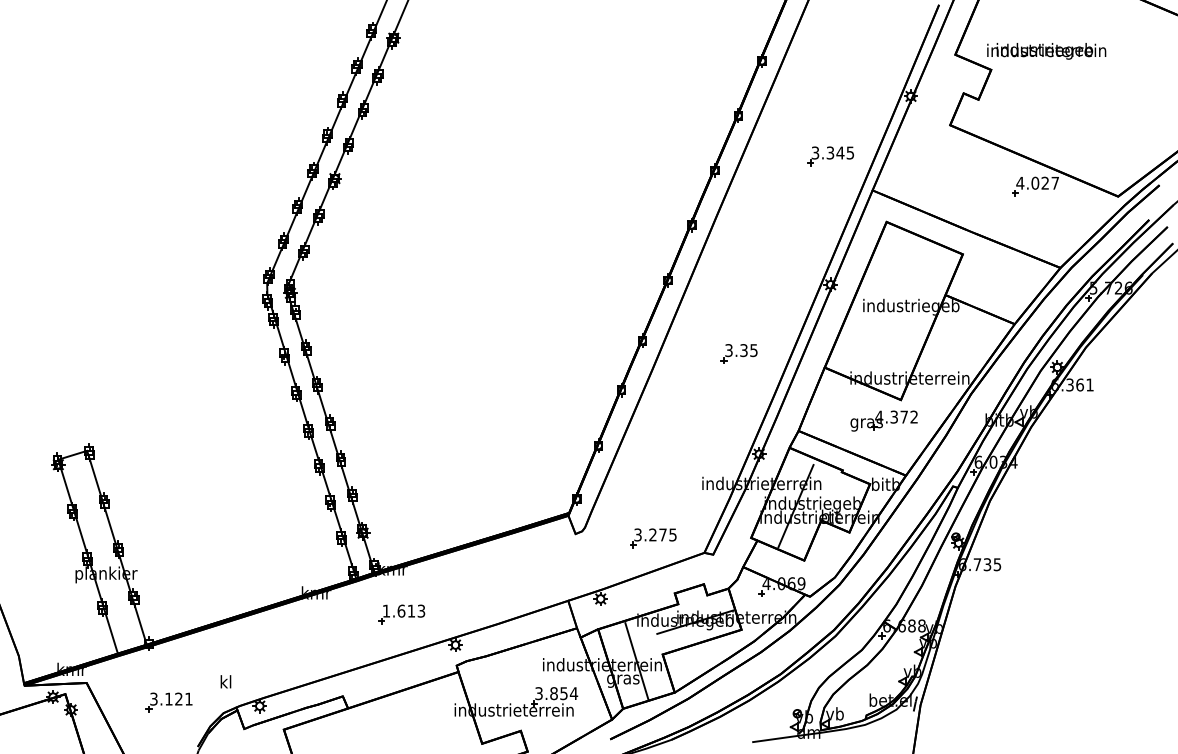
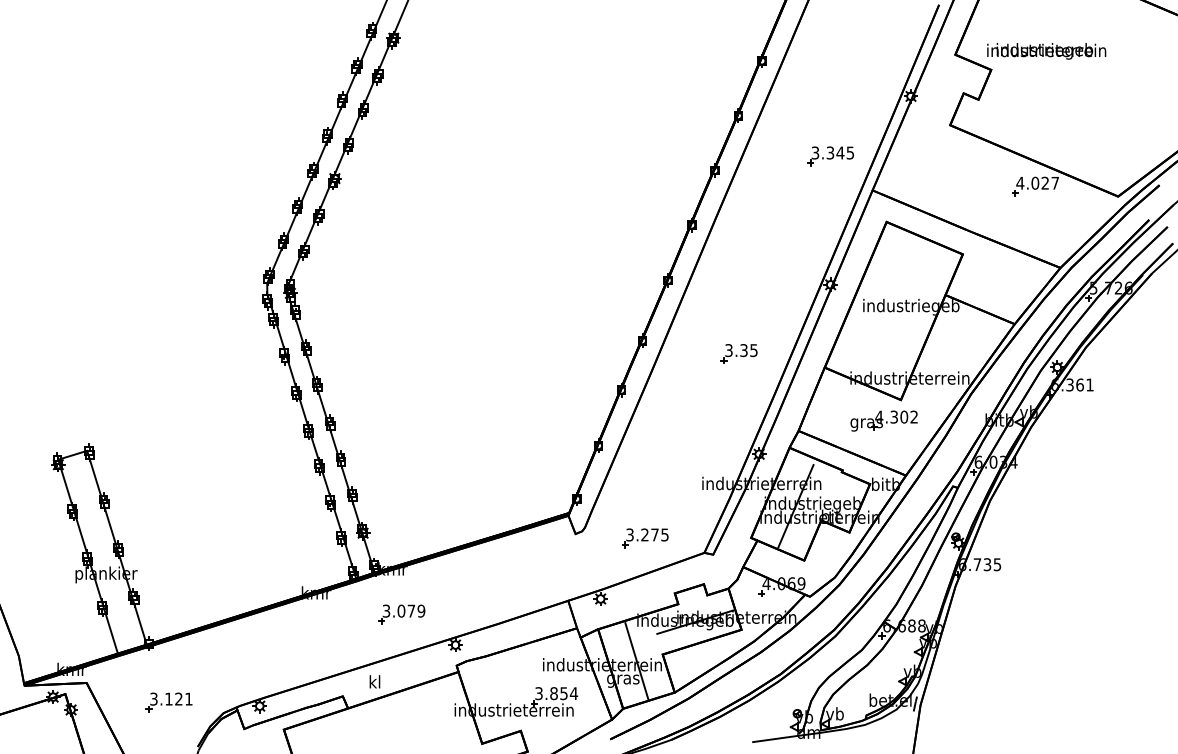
text: 4.372 -> 4.302 (904, 416)
part position: (653, 538) -> (645, 538) (645, 538)
text: 1.613 -> 3.079 (403, 610)
text position: (225, 681) -> (374, 681) (374, 681)
